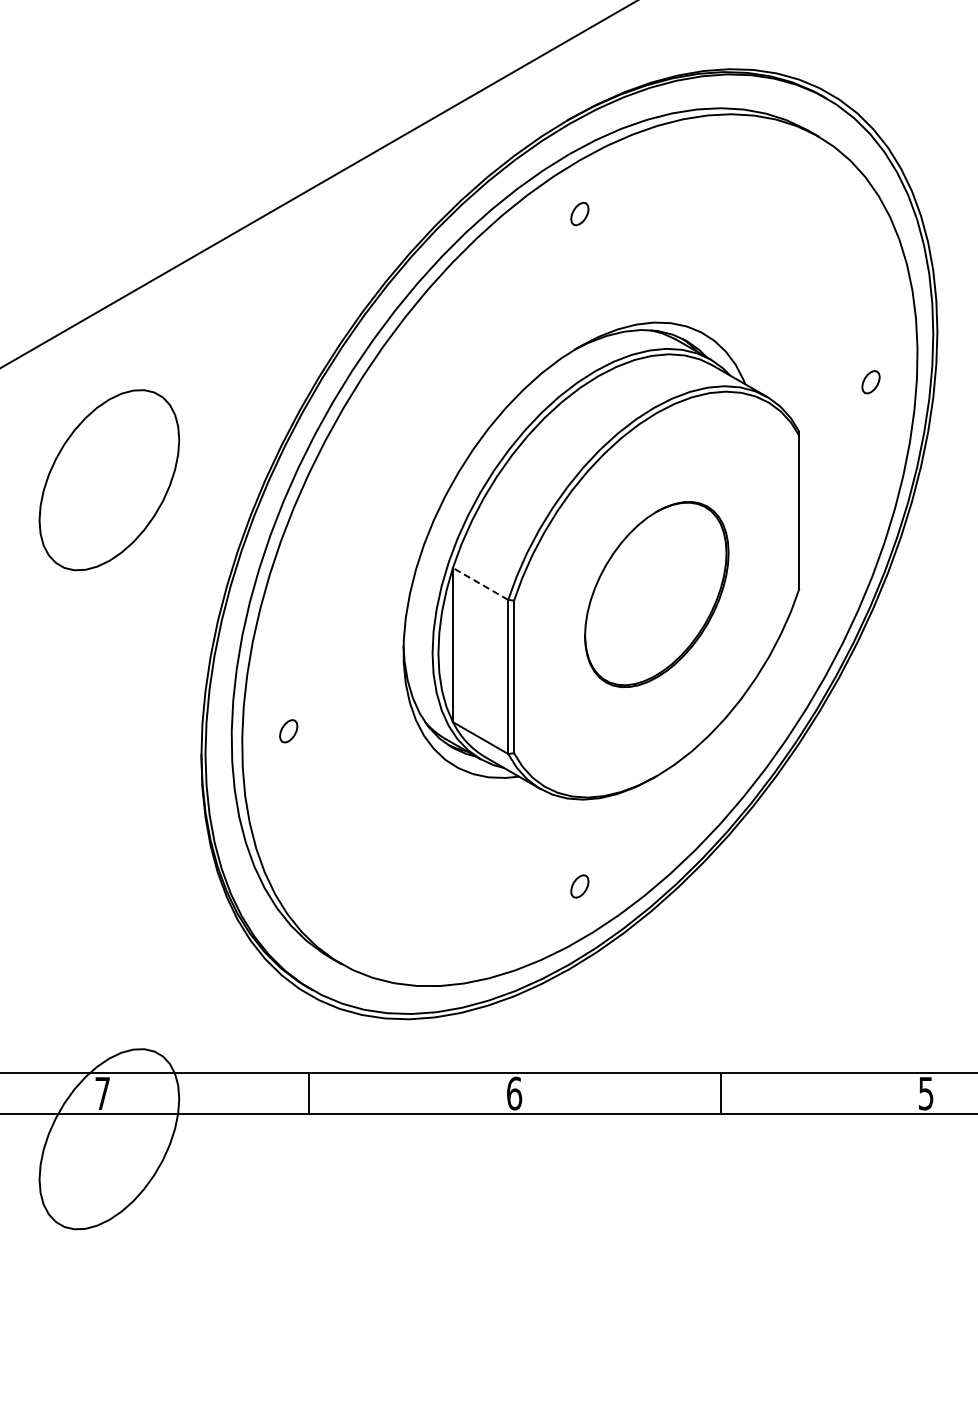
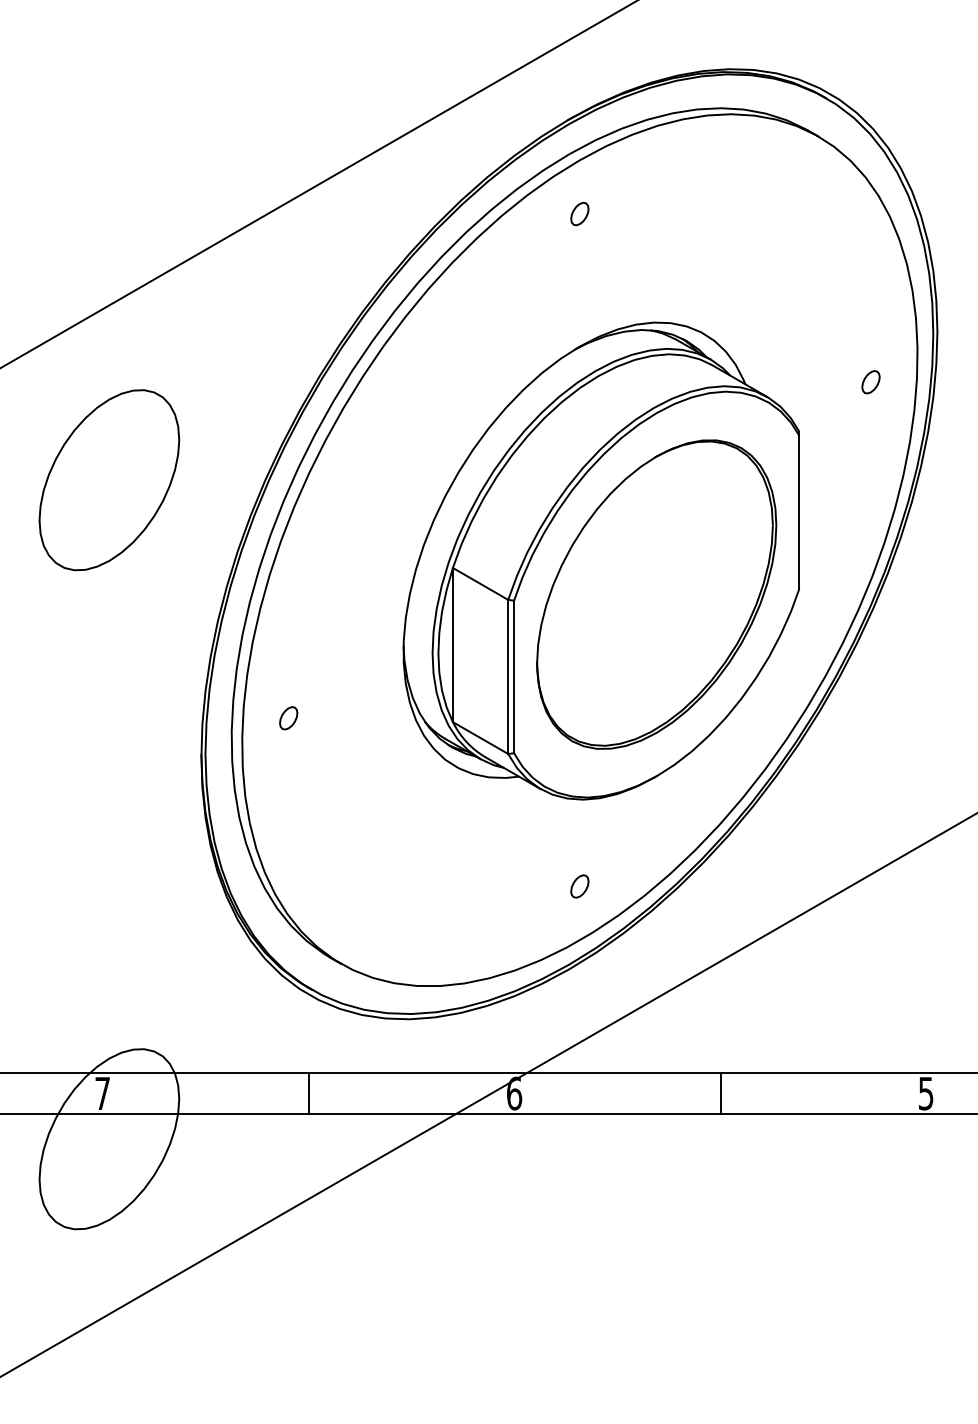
line: dashed -> solid (480, 583)
part size: 146x187 px -> 242x311 px (656, 594)
part position: (288, 731) -> (288, 718) (288, 718)
line: none -> present (488, 1094)
